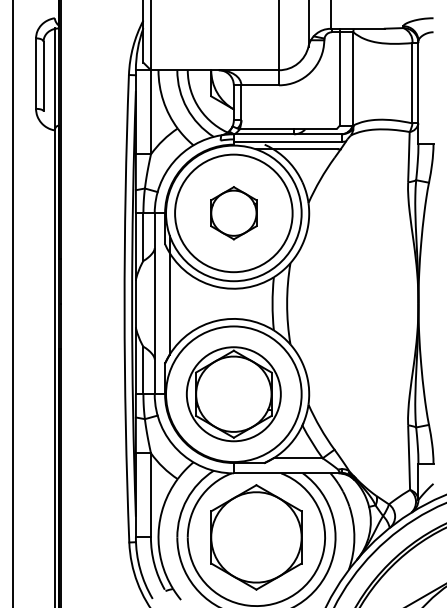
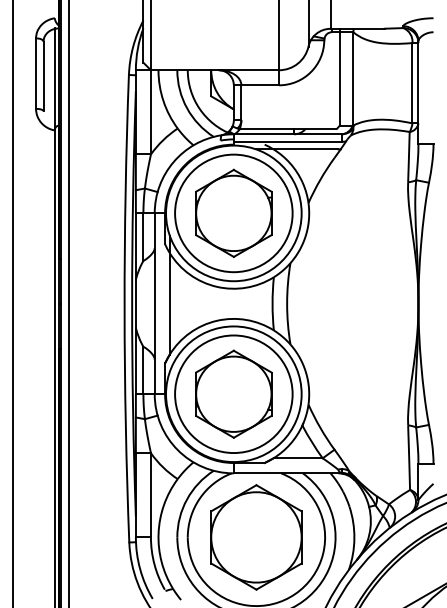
part size: 48x55 px -> 78x90 px (233, 212)
line: none -> present (69, 303)
circle diameter: 94 px -> 118 px (233, 394)
